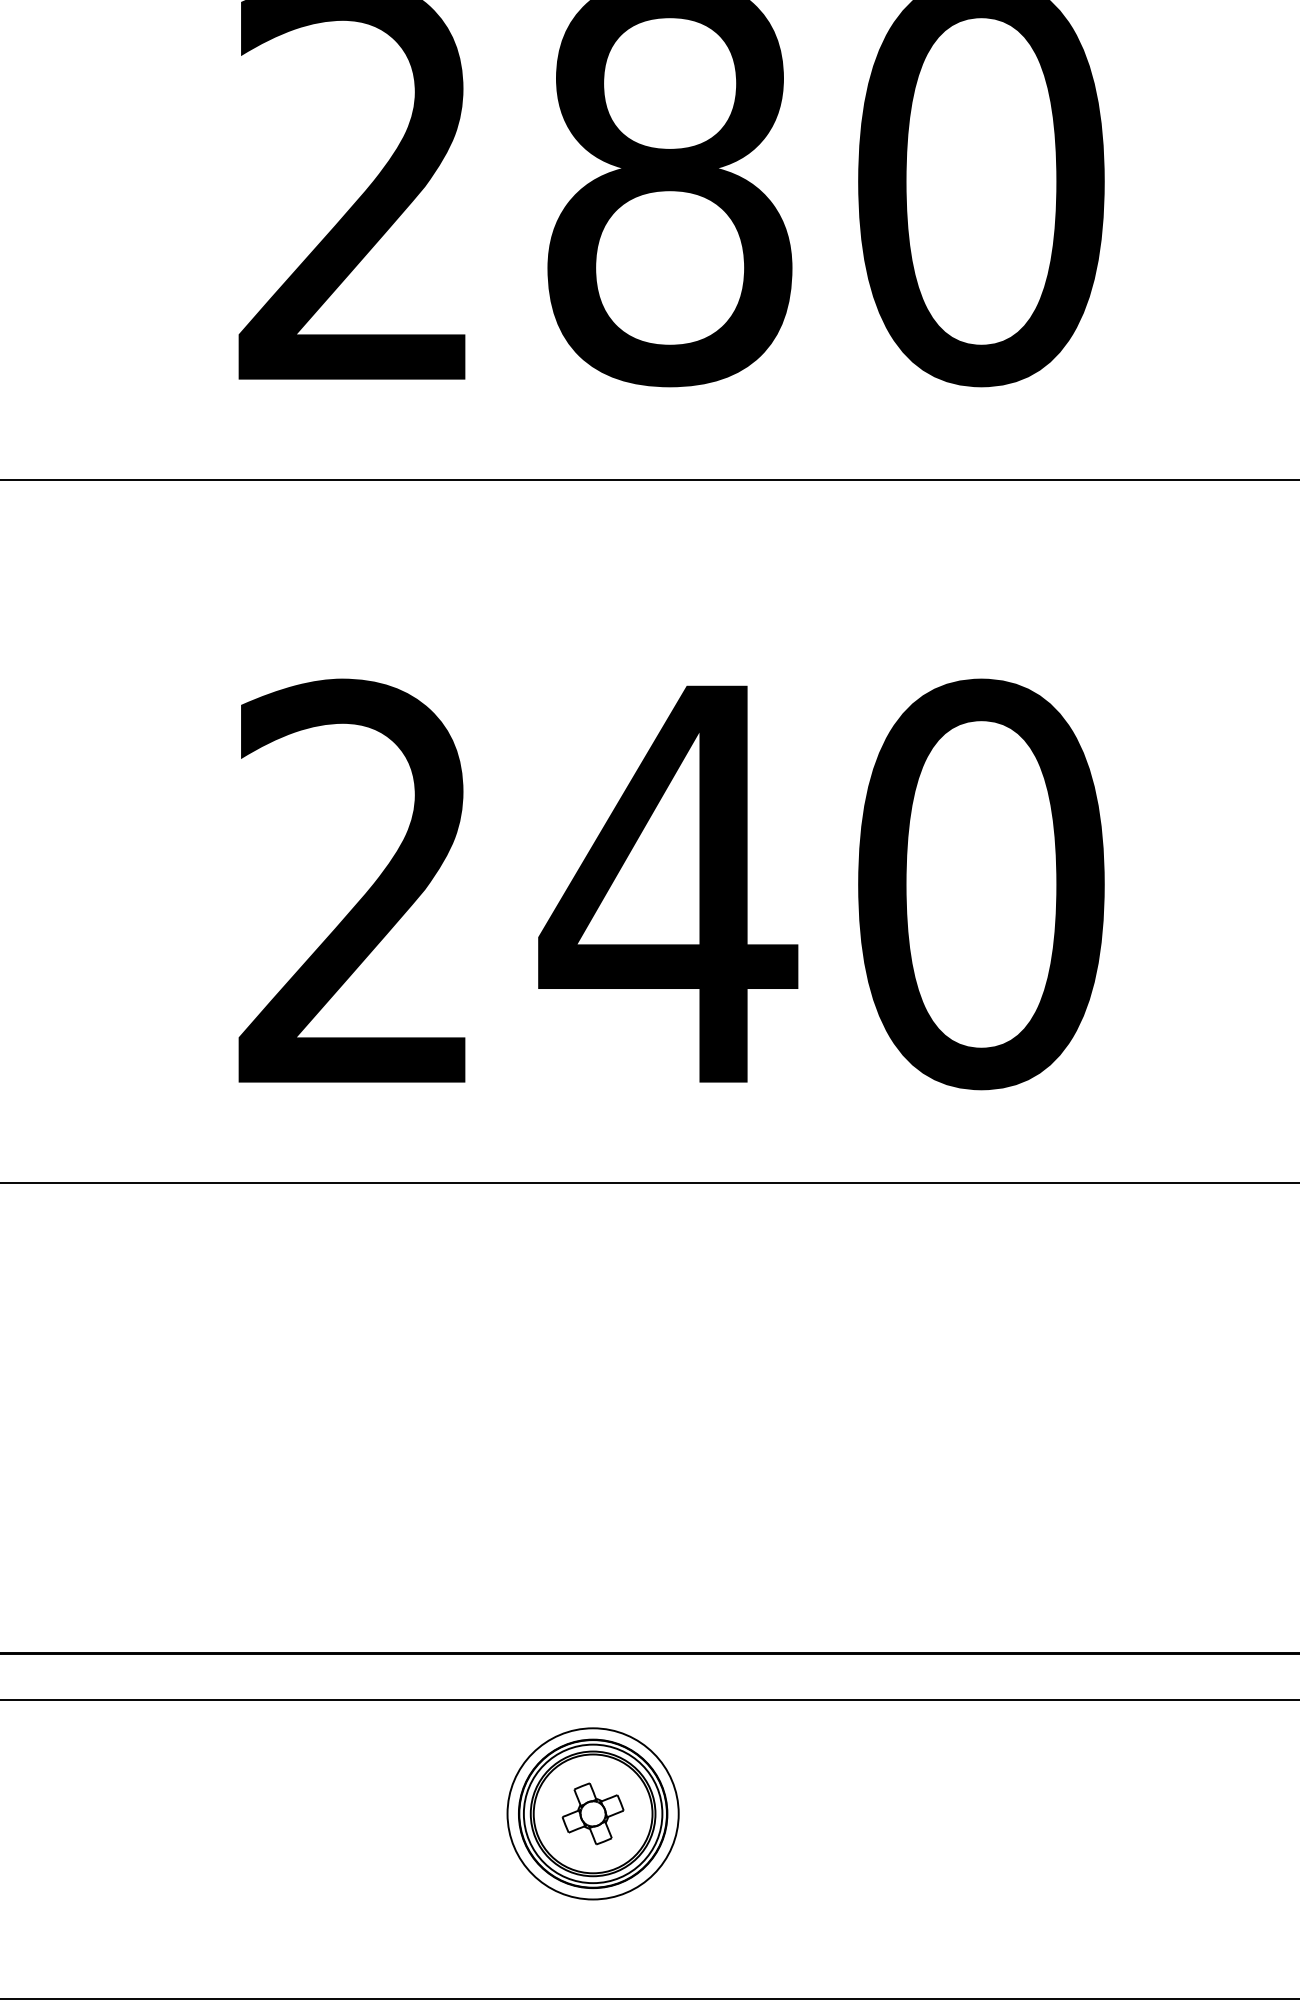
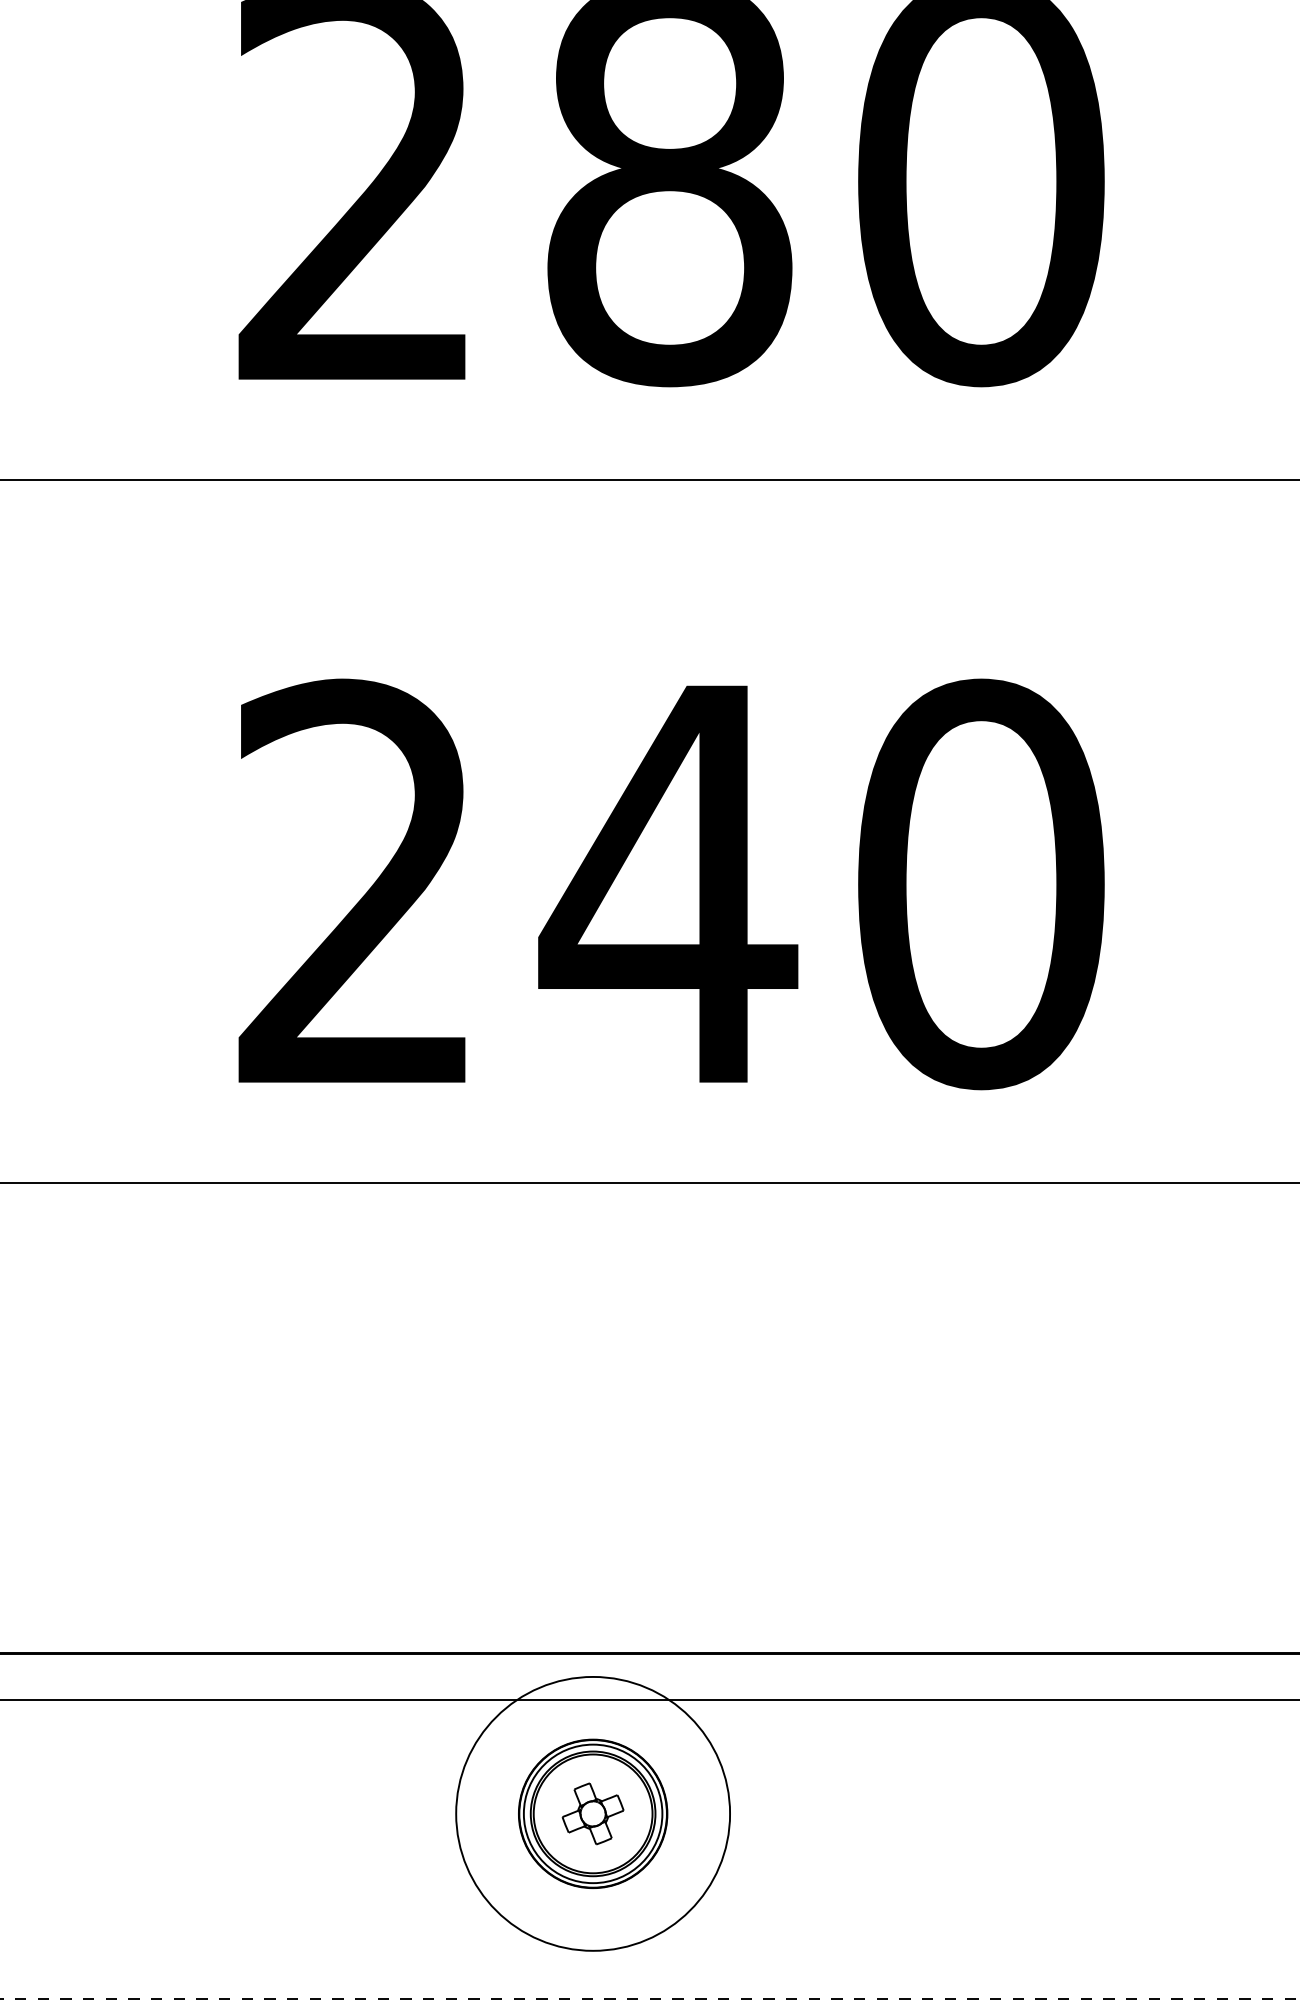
circle diameter: 171 px -> 274 px (593, 1813)
line: solid -> dashed (650, 1998)
